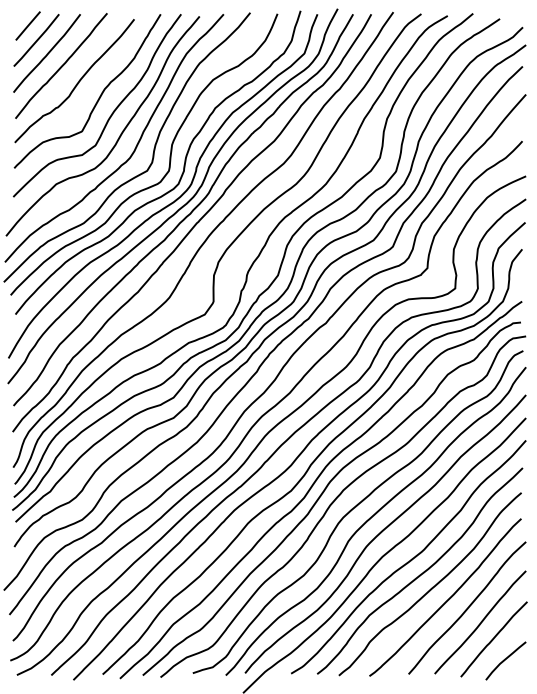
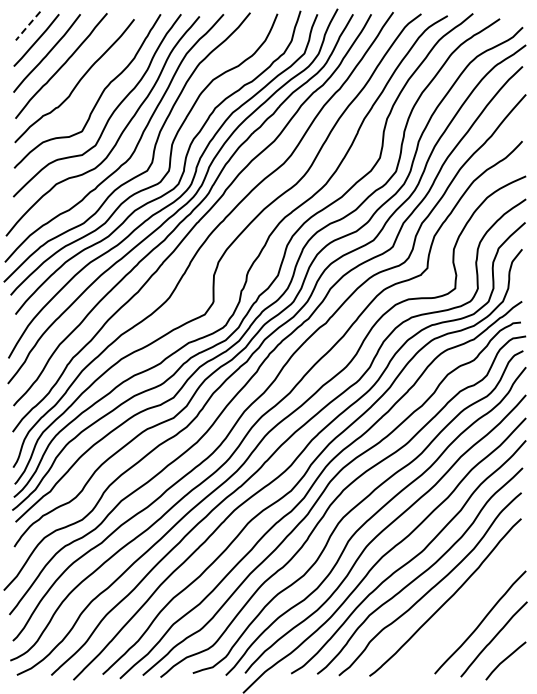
line: solid -> dashed (27, 26)
curve: present -> none (467, 607)
